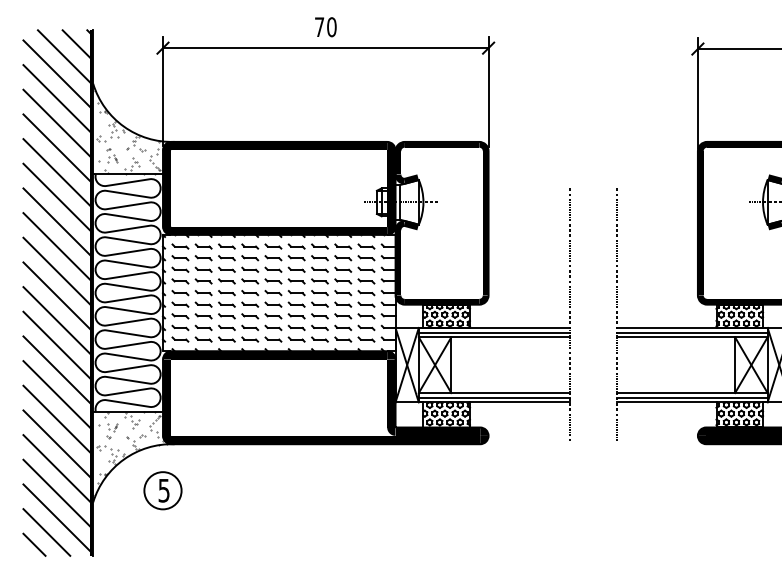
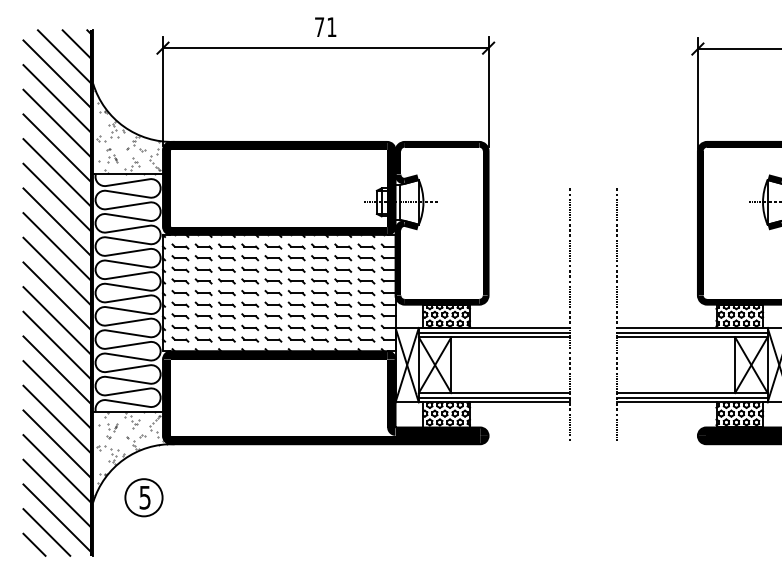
text: 70 -> 71 (331, 27)
part position: (162, 490) -> (143, 497) (143, 497)
